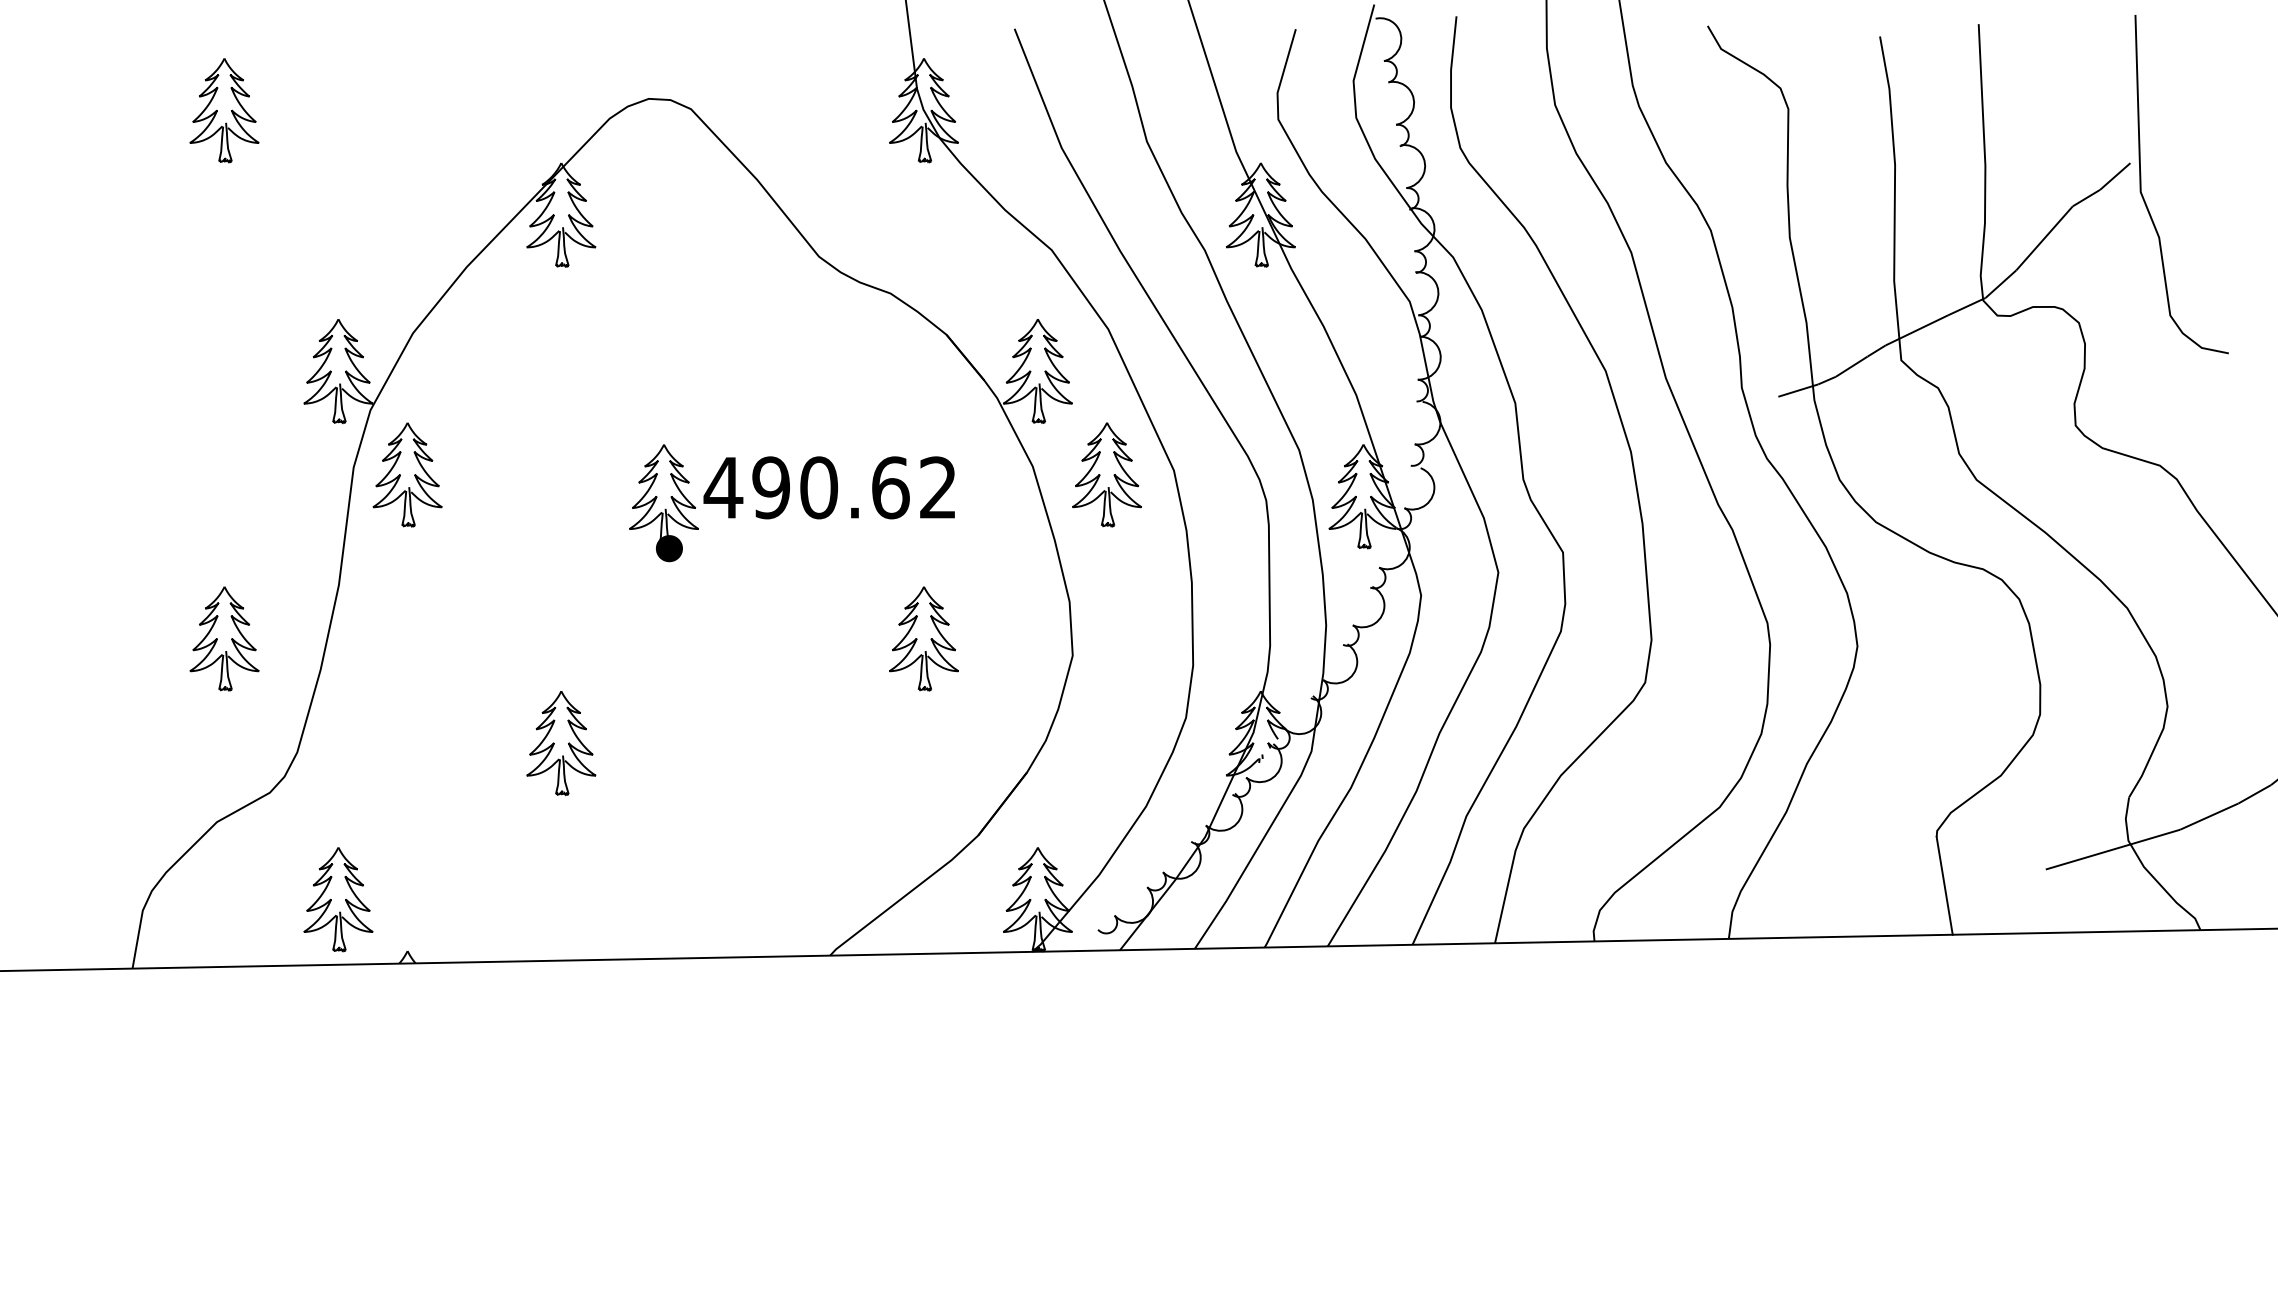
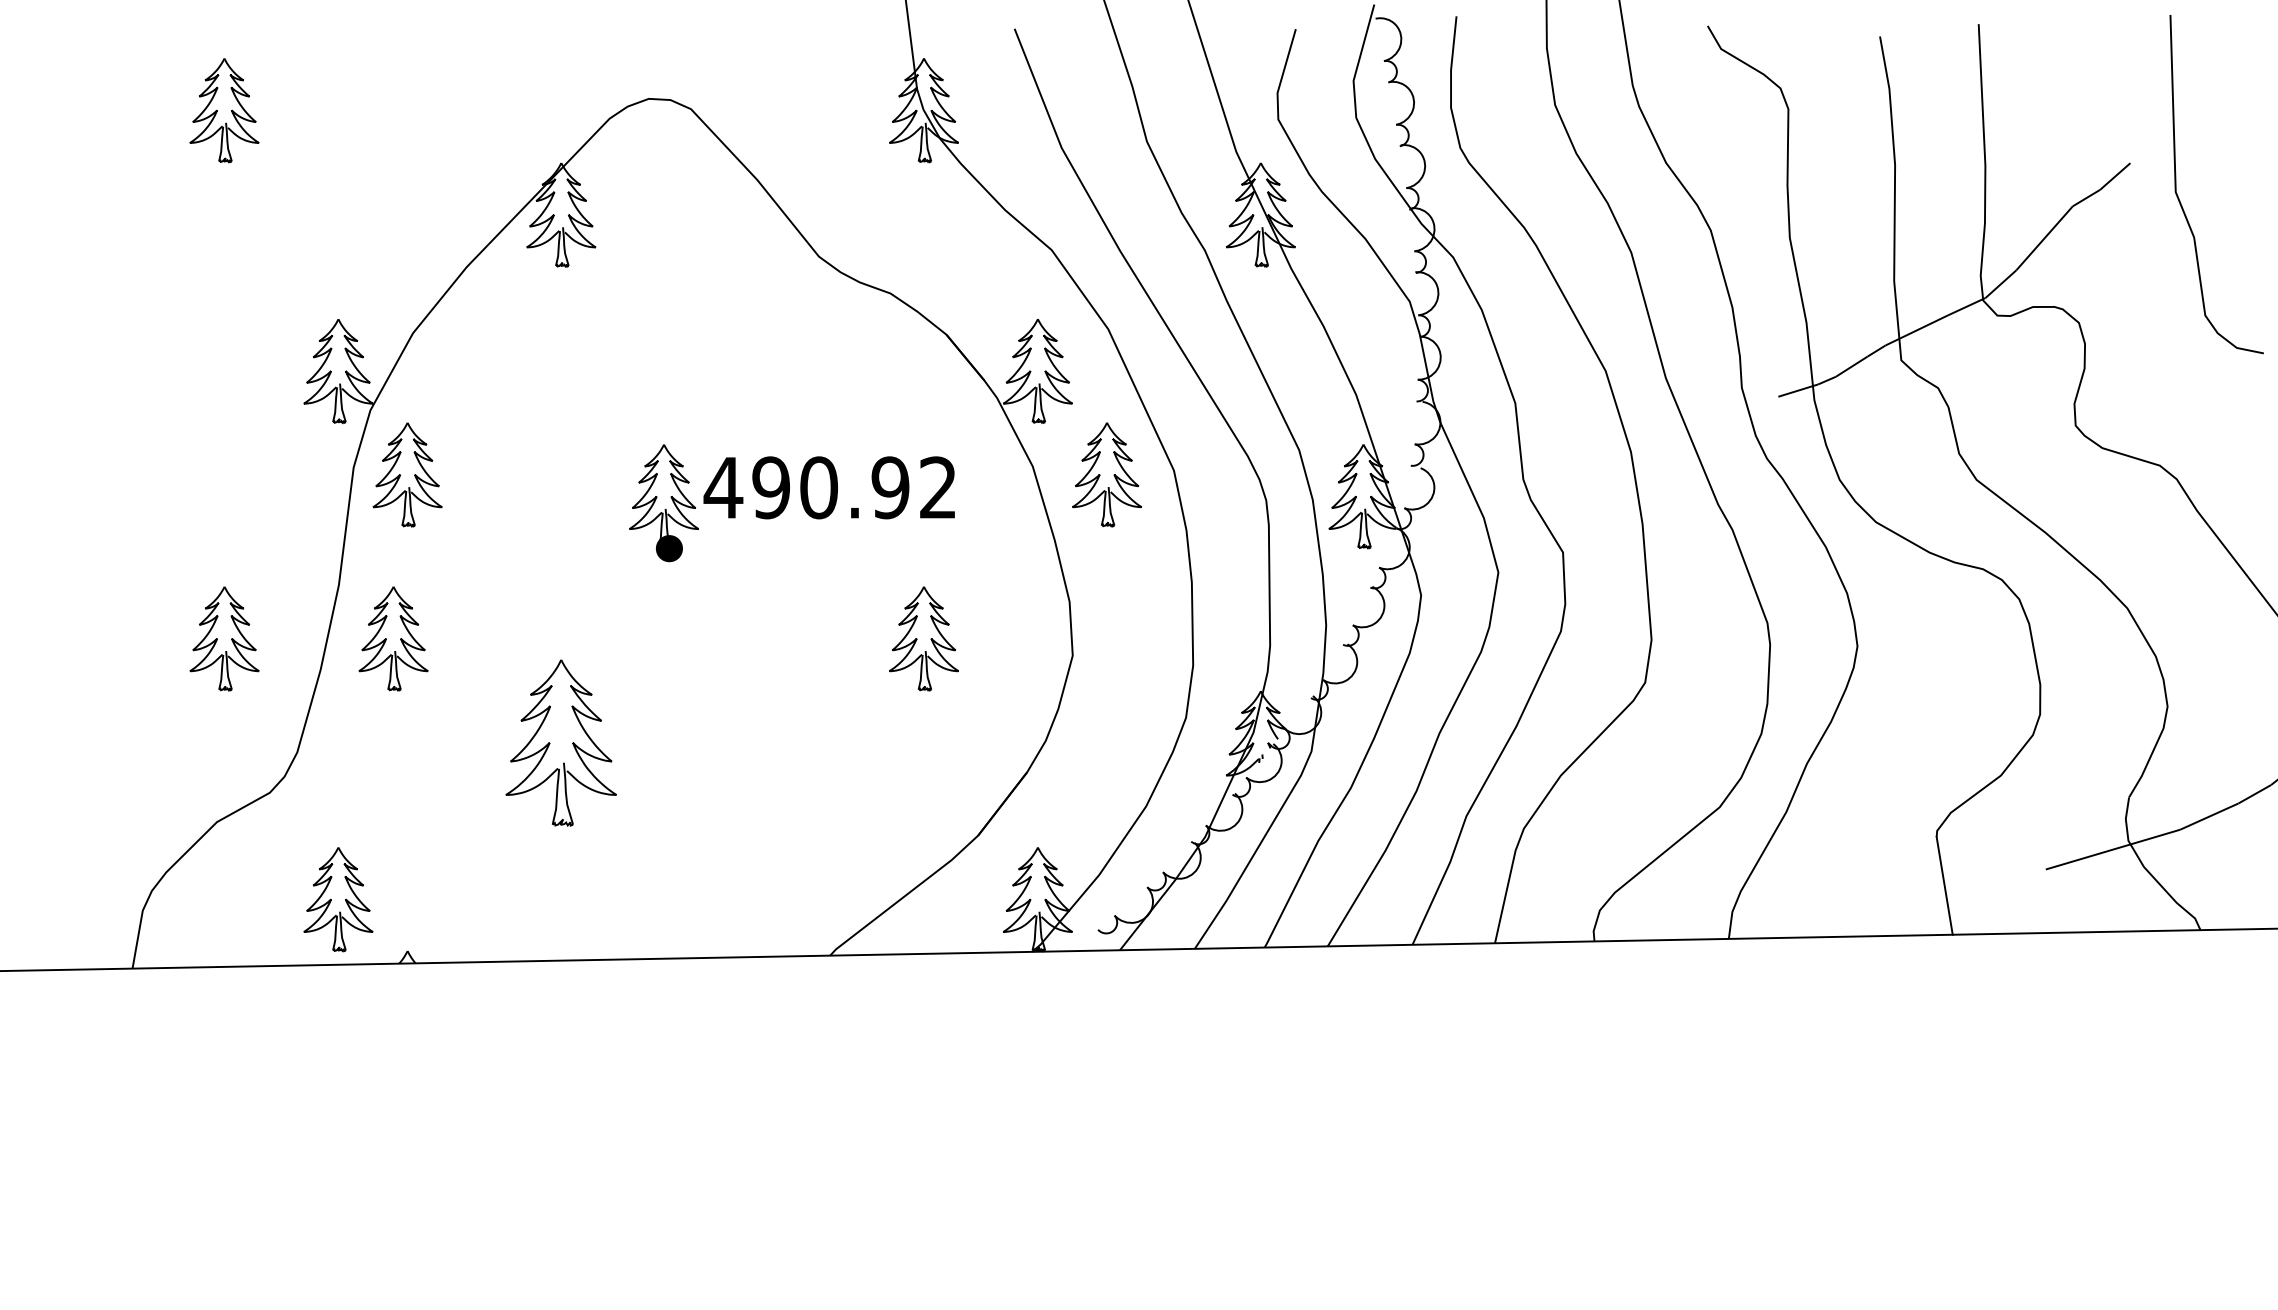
curve position: (2145, 200) -> (2180, 200) (2180, 200)
text: 490.62 -> 490.92 (890, 487)
part: none -> present (393, 638)
part size: 71x105 px -> 112x168 px (560, 742)
